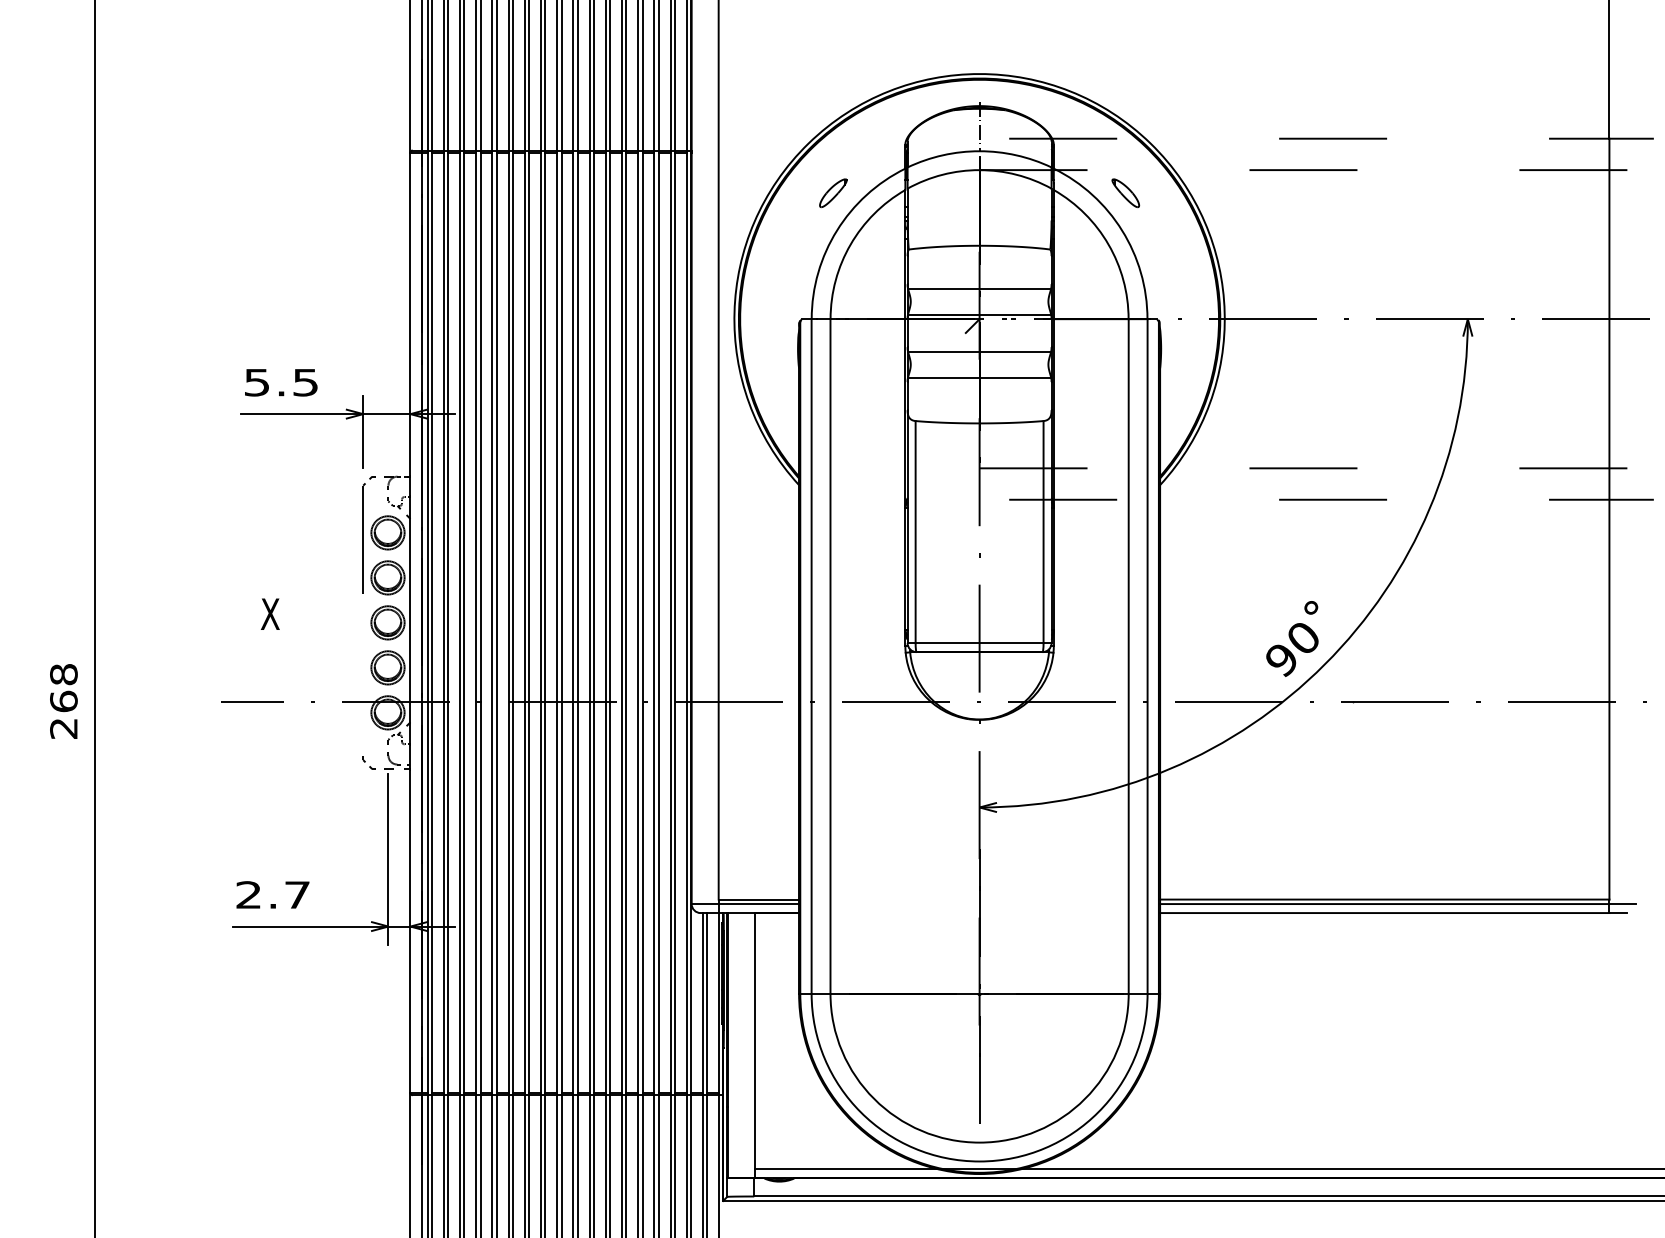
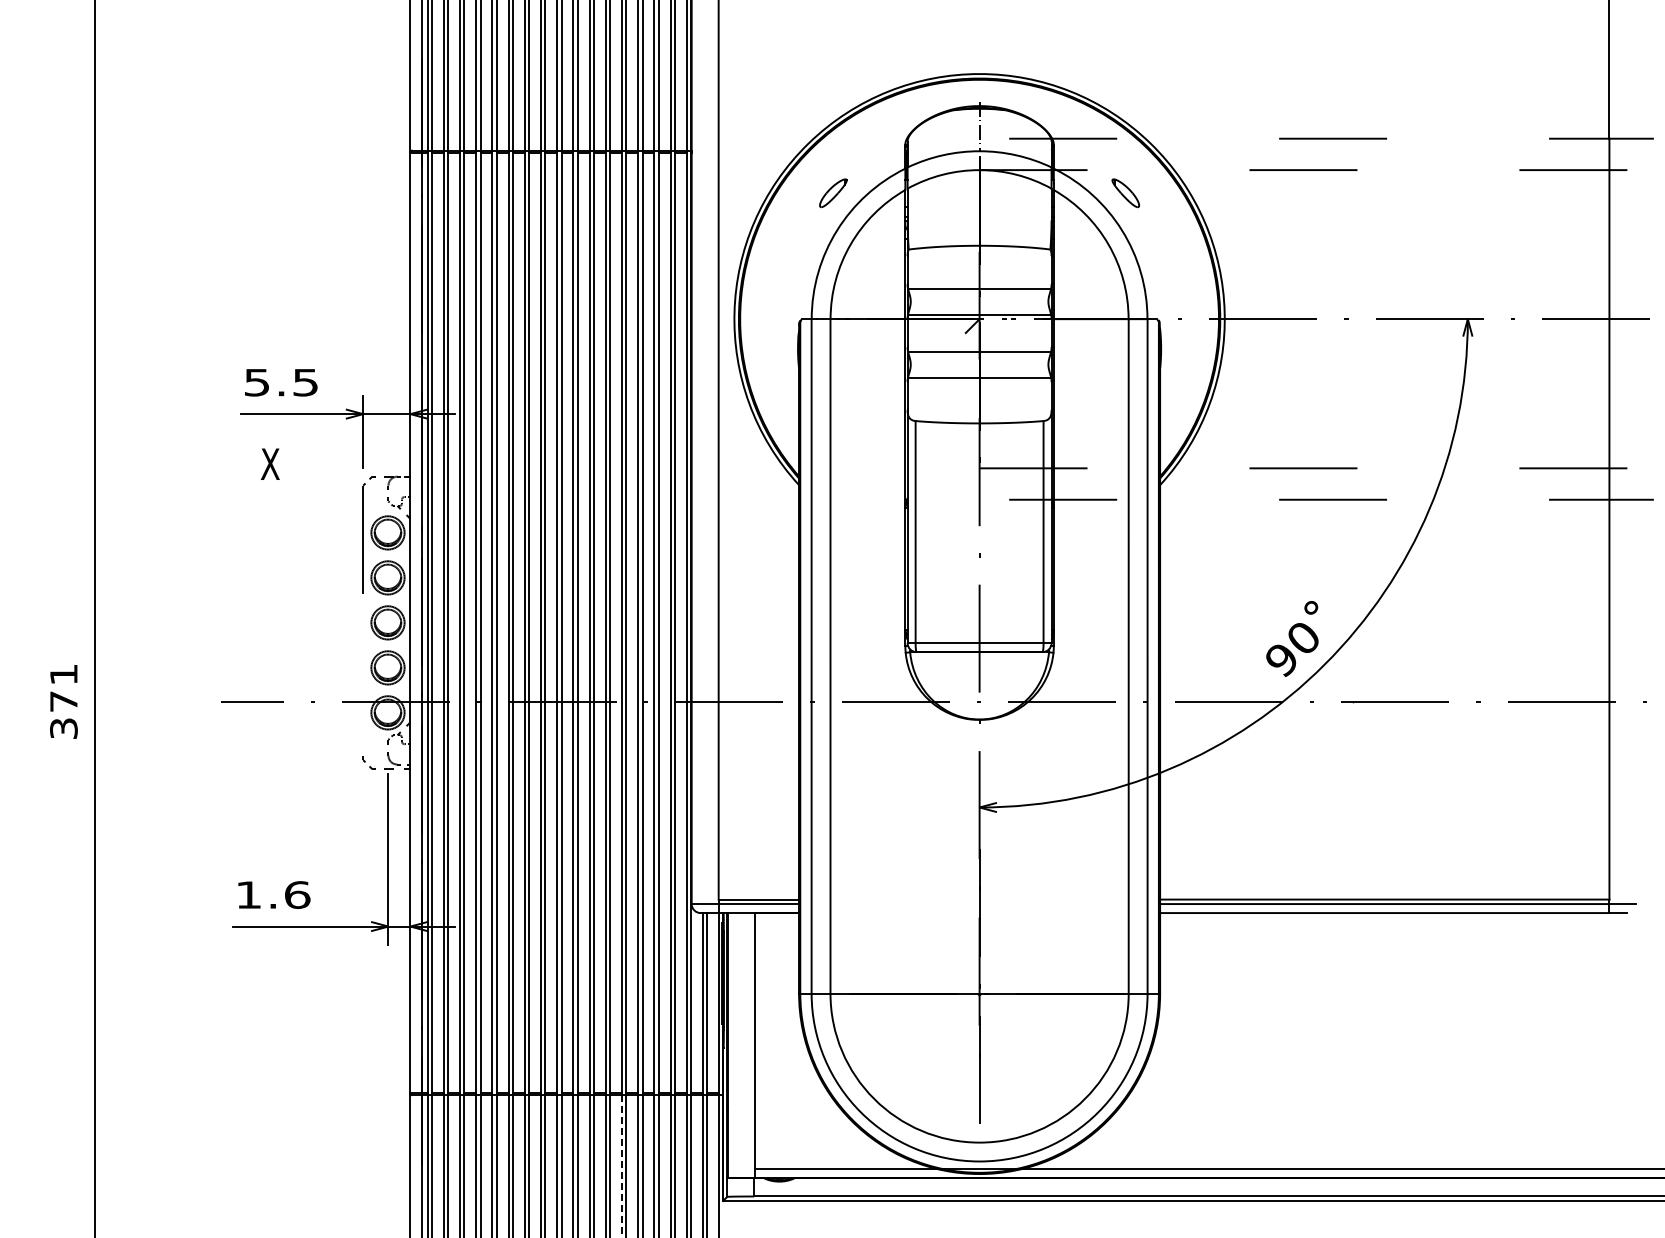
text position: (270, 613) -> (270, 463) (270, 463)
text: 268 -> 371 (63, 701)
text: 2.7 -> 1.6 (273, 894)
line: solid -> dashed (621, 1166)
